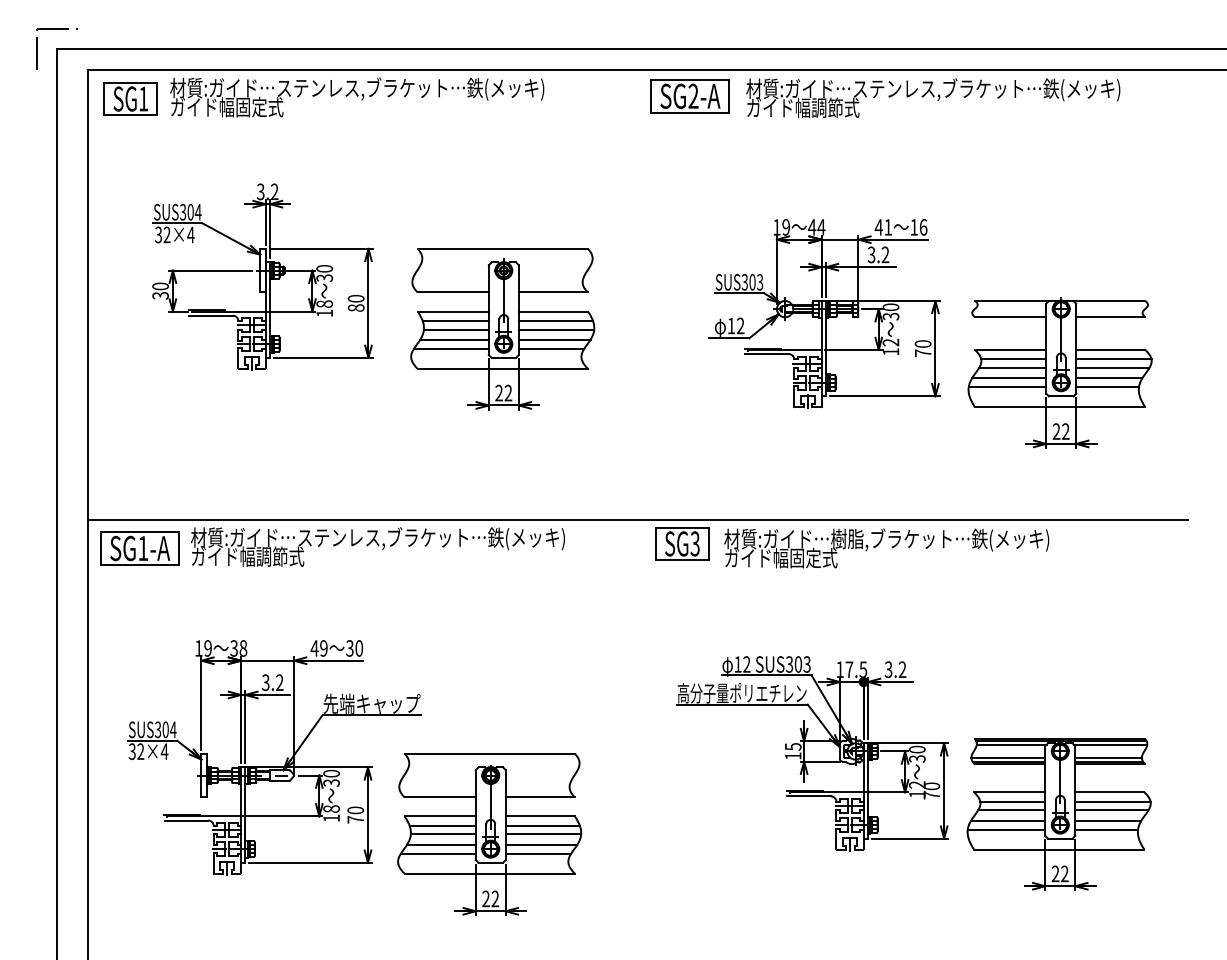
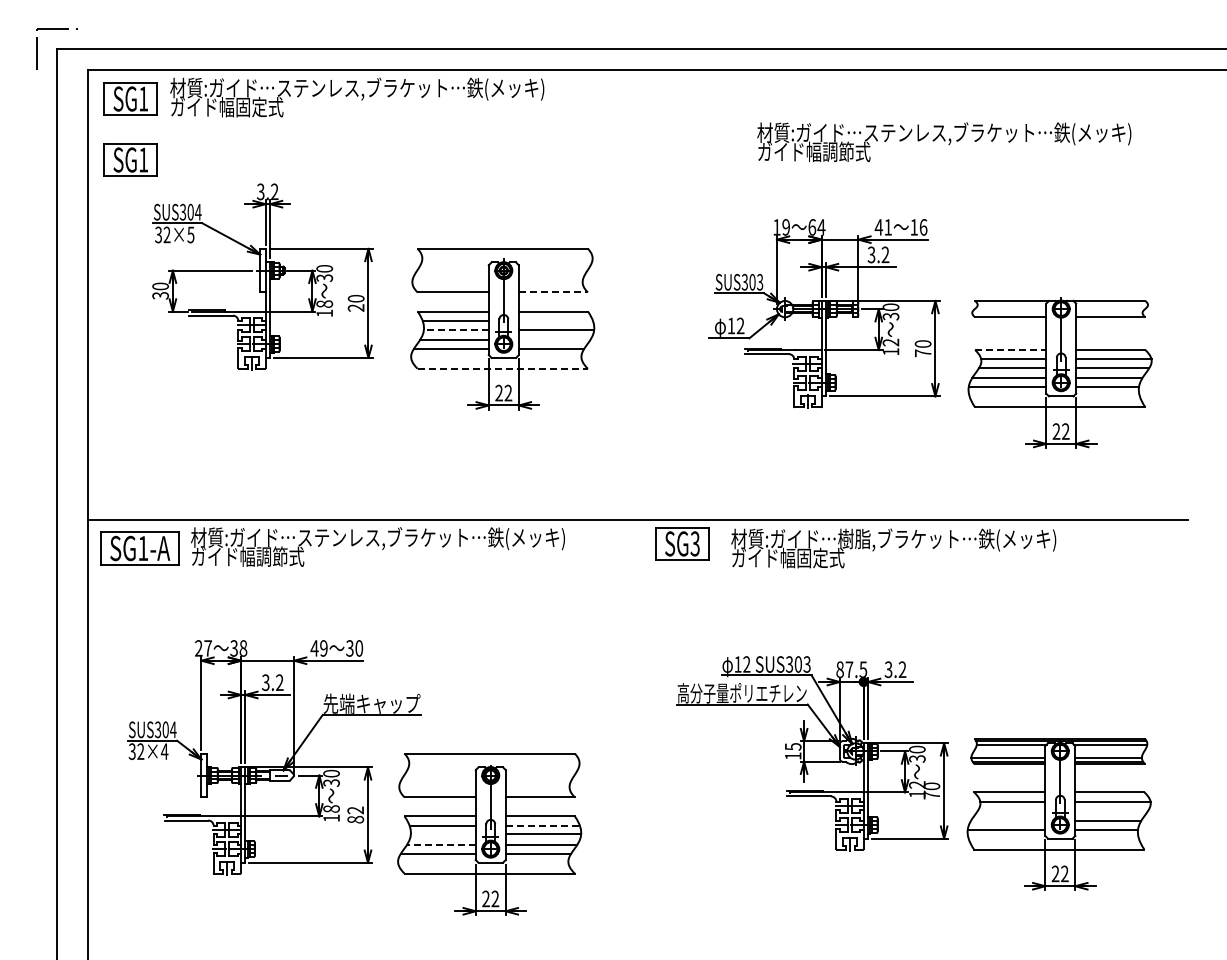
part: present -> none (689, 96)
text position: (933, 97) -> (944, 141) (944, 141)
part: none -> present (130, 159)
text: 44 -> 64 (812, 227)
text: 32×4 -> 32×5 (190, 234)
line: solid -> dashed (553, 292)
text: 80 -> 20 (356, 307)
line: present -> none (555, 320)
line: solid -> dashed (455, 329)
line: present -> none (554, 339)
line: solid -> dashed (1010, 350)
line: solid -> dashed (503, 368)
text position: (886, 548) -> (893, 548) (893, 548)
text: 19 -> 27 (203, 648)
text: 17.5 -> 87.5 (839, 669)
line: present -> none (1011, 810)
line: present -> none (1111, 810)
text: 70 -> 82 (355, 814)
line: present -> none (1008, 820)
line: solid -> dashed (543, 825)
line: present -> none (442, 834)
line: solid -> dashed (440, 844)
